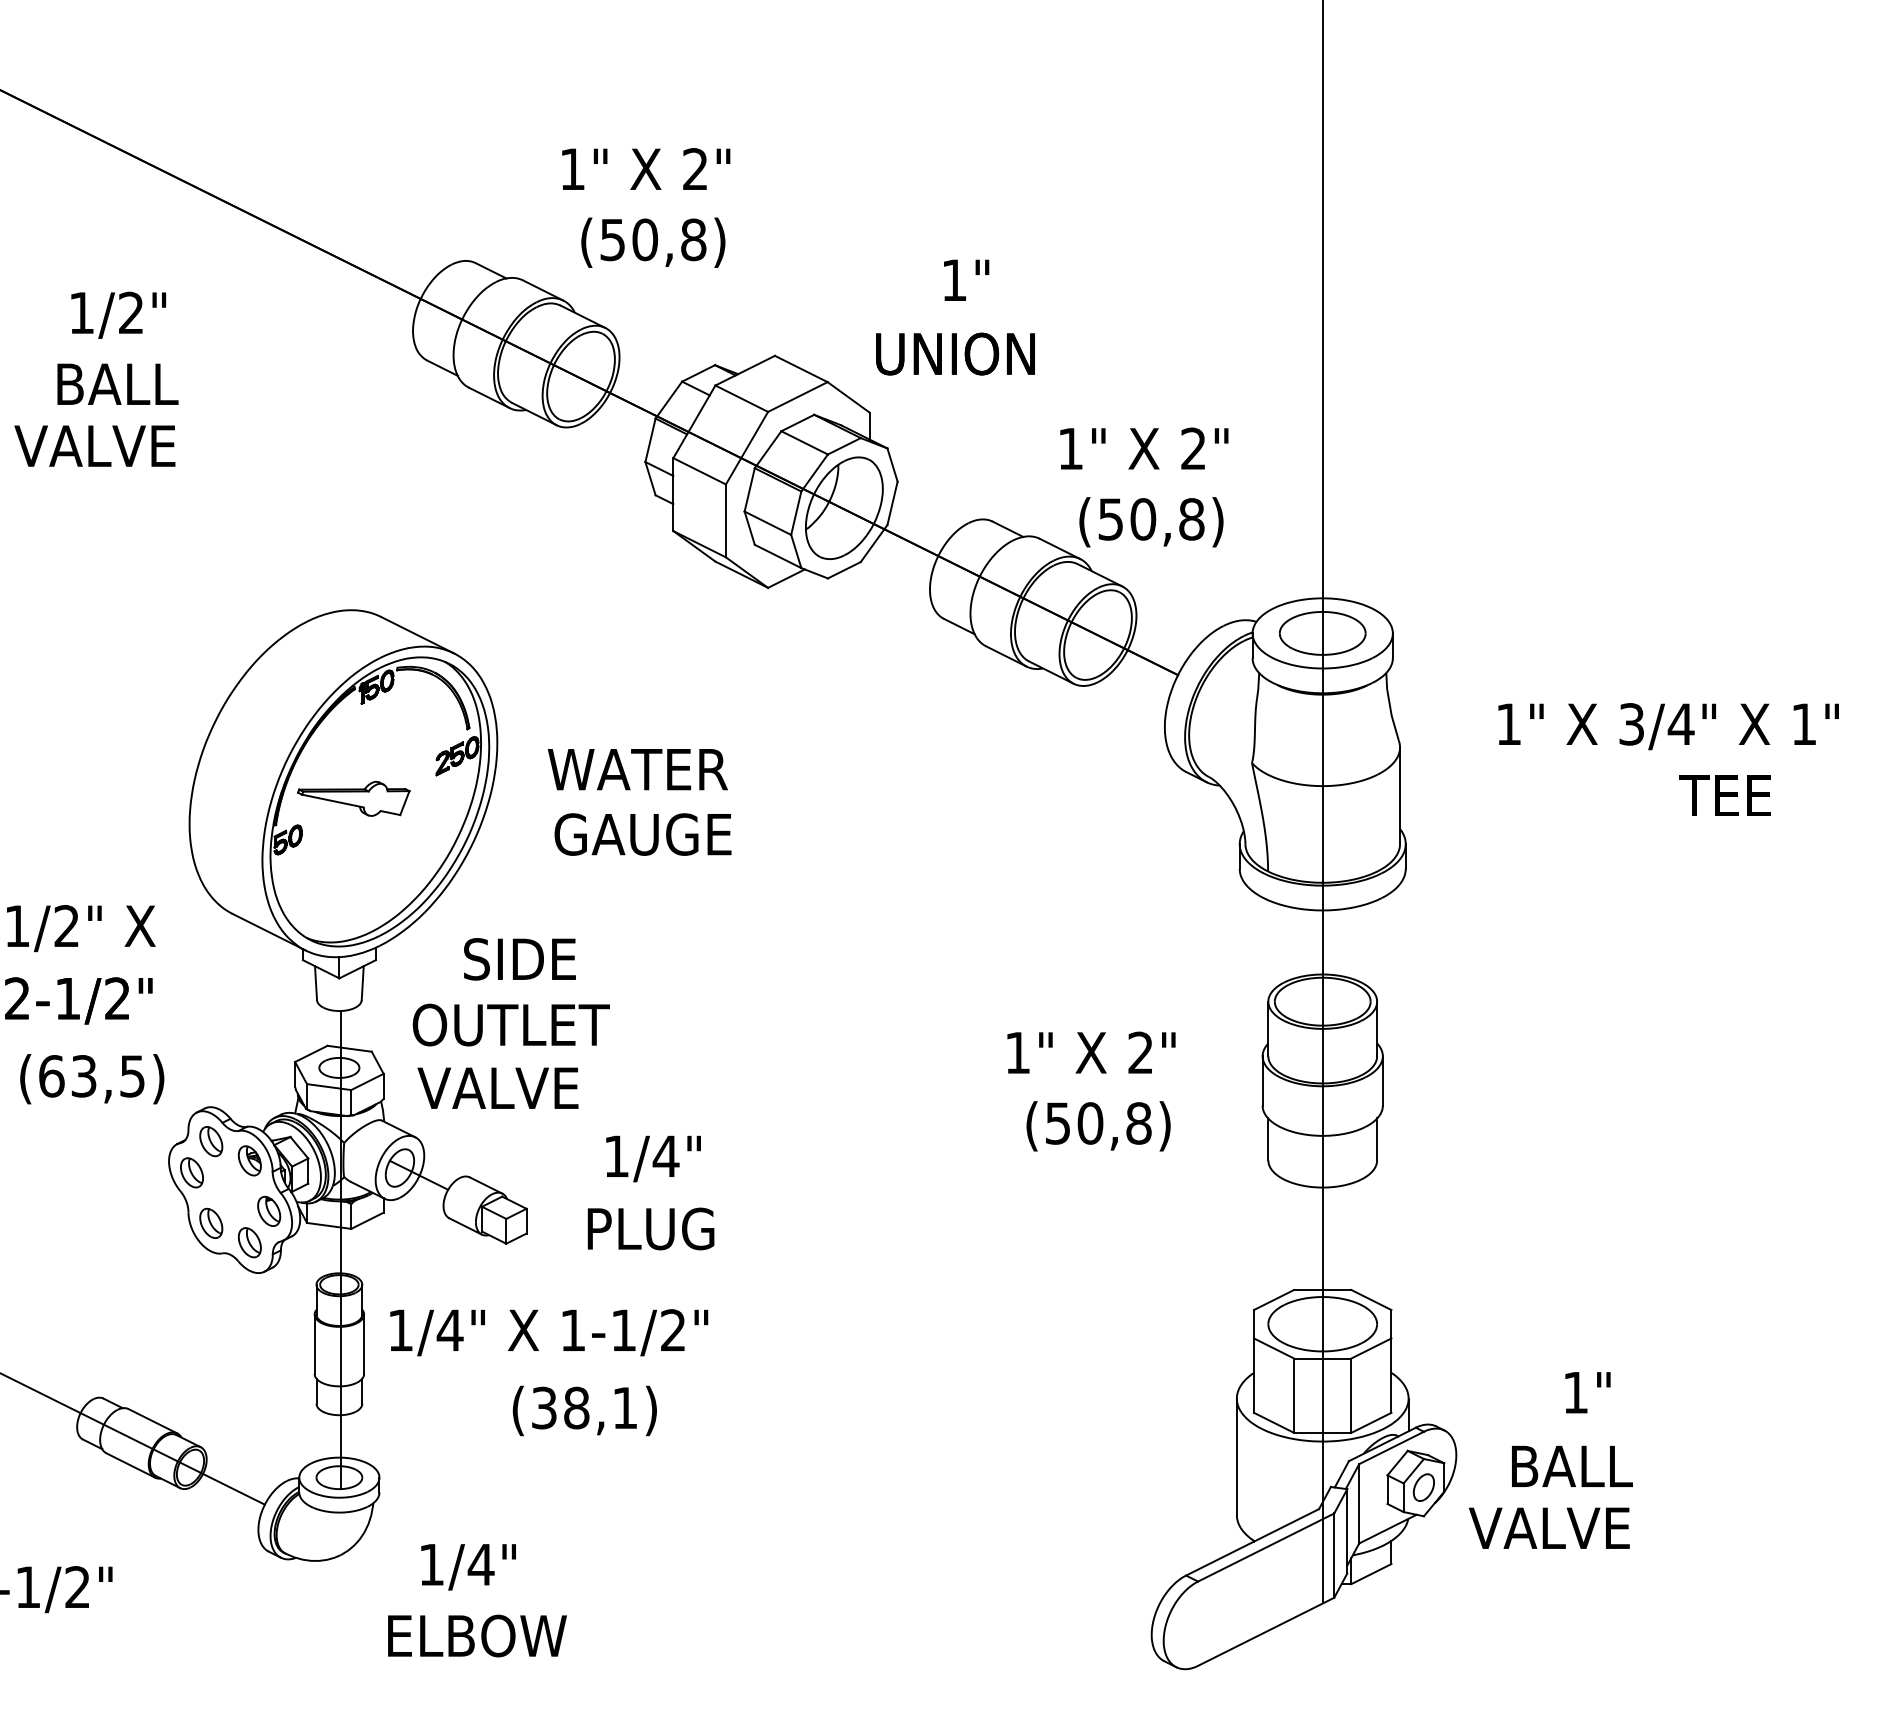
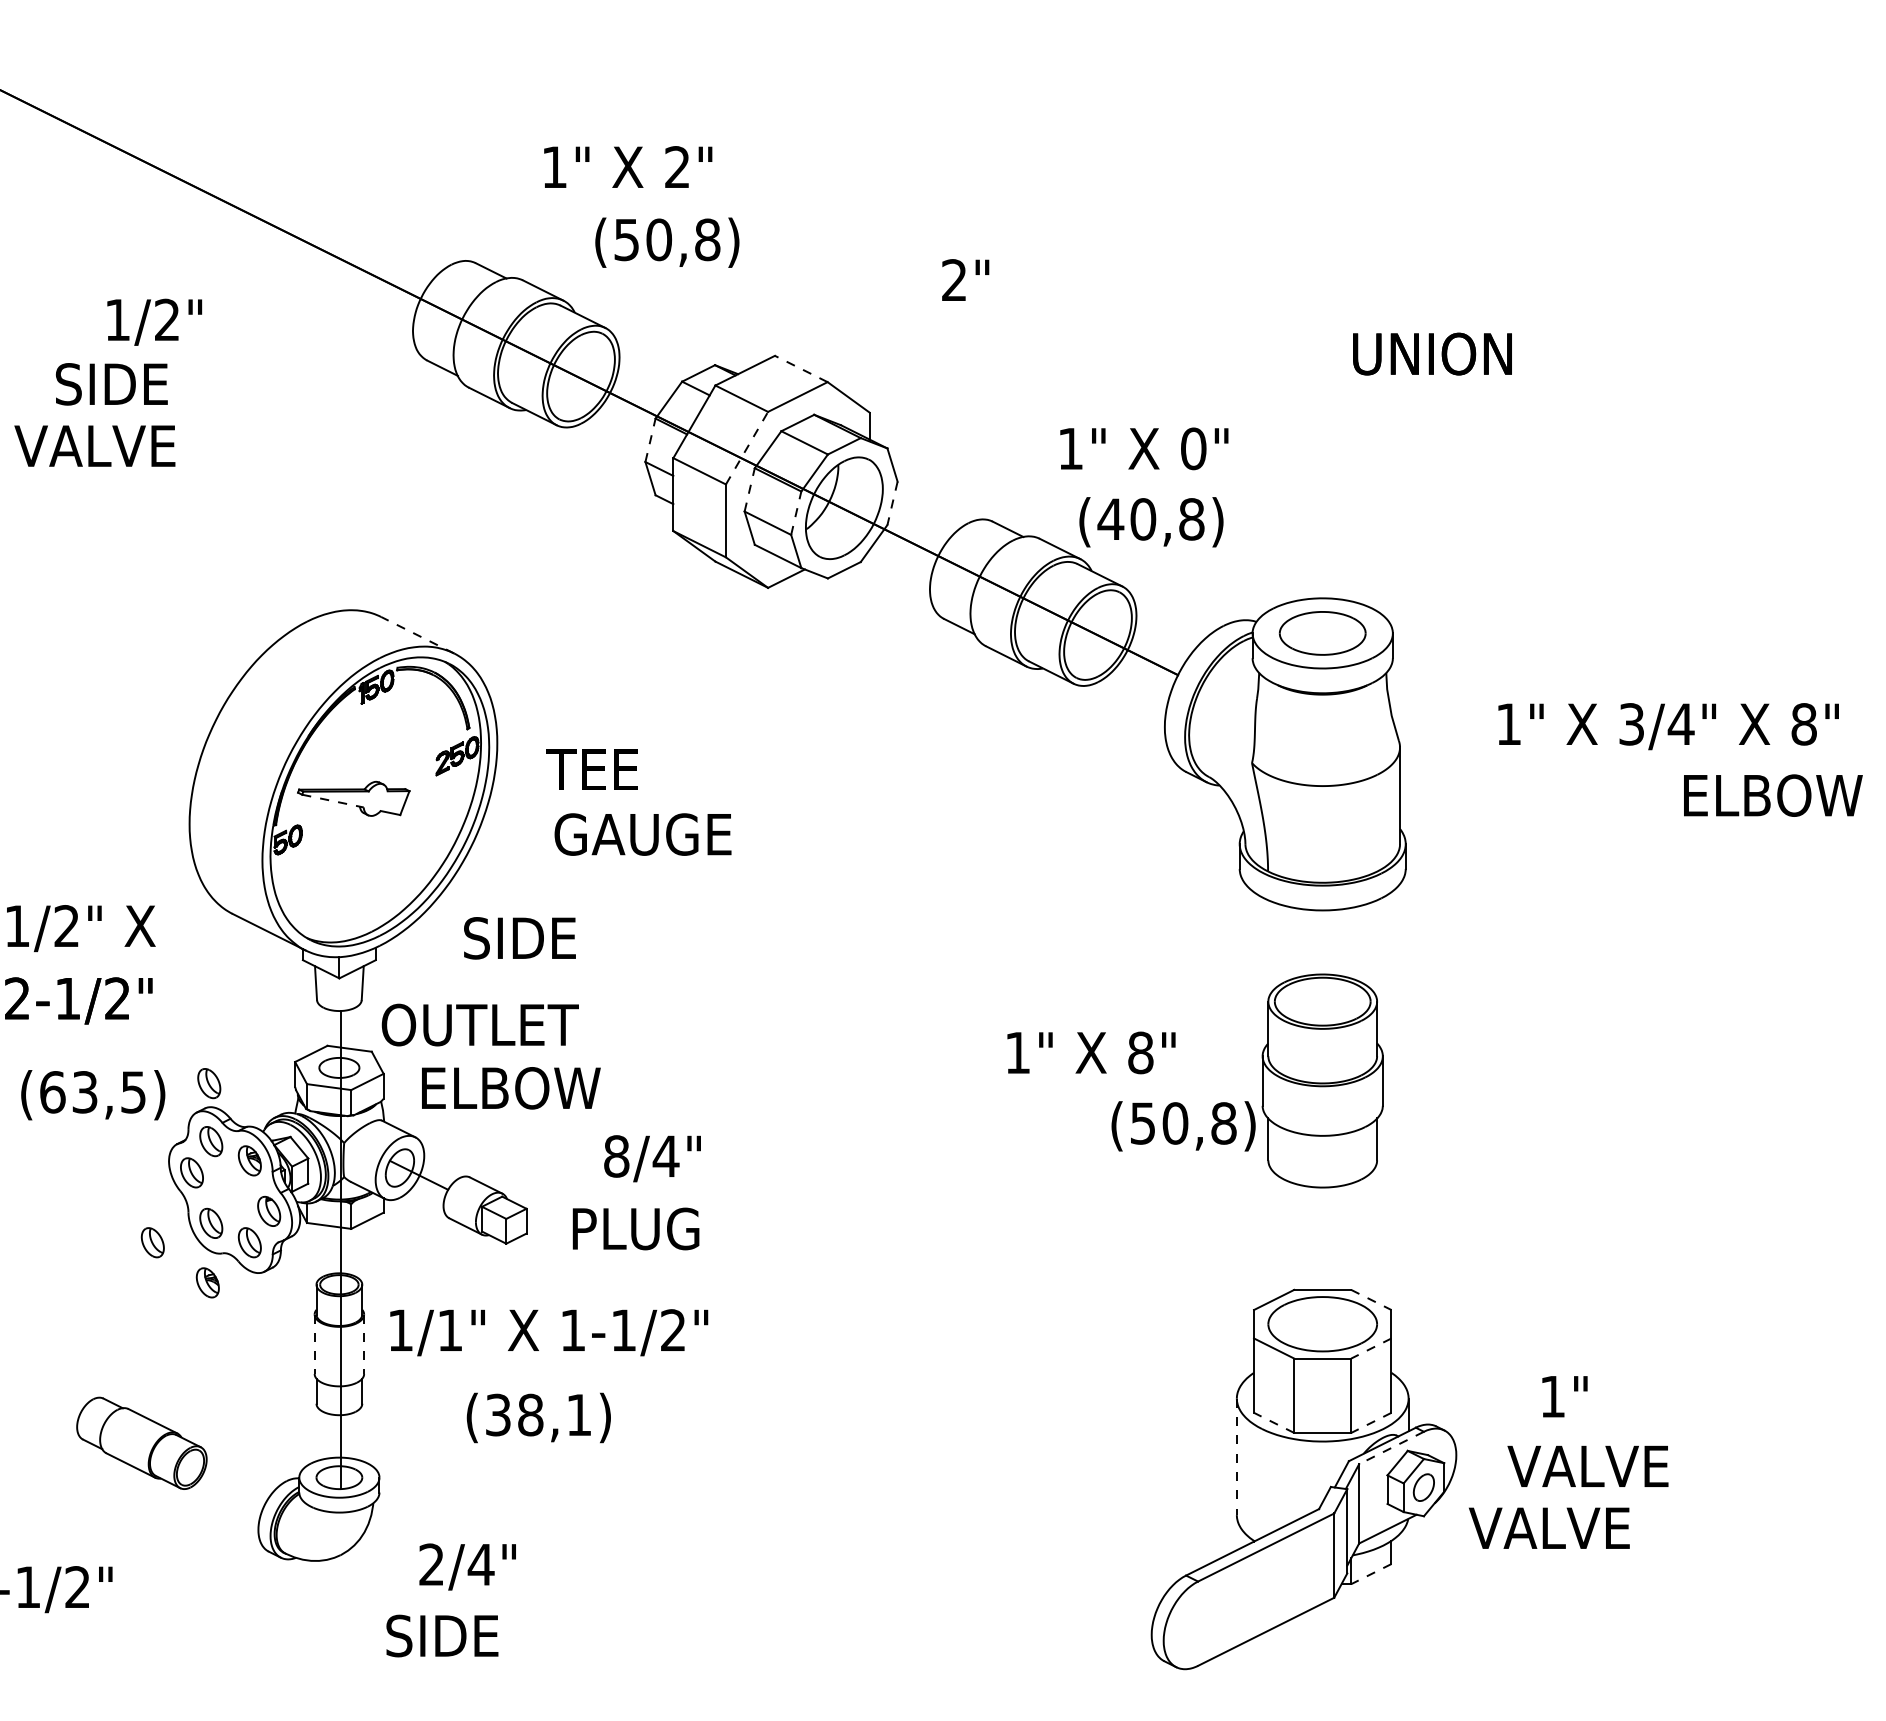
text position: (646, 168) -> (628, 166) (628, 166)
text position: (653, 242) -> (667, 242) (667, 242)
text: 1" -> 2" (953, 279)
text position: (118, 314) -> (154, 321) (154, 321)
text position: (955, 353) -> (1432, 353) (1432, 353)
line: solid -> dashed (800, 368)
text: BALL -> SIDE (116, 384)
line: solid -> dashed (650, 439)
line: solid -> dashed (747, 448)
text: 2" -> 0" (1193, 448)
line: solid -> dashed (749, 489)
line: solid -> dashed (892, 503)
line: solid -> dashed (796, 512)
text: (50,8) -> (40,8) (1110, 519)
line: solid -> dashed (417, 635)
text: 1" -> 8" (1803, 724)
text: WATER -> TEE (636, 769)
text: TEE -> ELBOW (1770, 795)
line: solid -> dashed (333, 801)
line: present -> none (1323, 802)
text position: (519, 959) -> (519, 938) (519, 938)
text position: (510, 1024) -> (479, 1024) (479, 1024)
text: 2" -> 8" (1140, 1052)
text position: (92, 1079) -> (93, 1095) (93, 1095)
part: none -> present (209, 1083)
text: VALVE -> ELBOW (508, 1088)
text position: (1098, 1126) -> (1183, 1126) (1183, 1126)
text: 1/4" -> 8/4" (616, 1156)
text position: (650, 1228) -> (635, 1228) (635, 1228)
part: none -> present (152, 1242)
part: none -> present (207, 1282)
line: solid -> dashed (1371, 1300)
text: 1/4" -> 1/1" (449, 1329)
line: solid -> dashed (314, 1344)
line: solid -> dashed (364, 1344)
line: solid -> dashed (1370, 1348)
text position: (1587, 1392) -> (1564, 1396) (1564, 1396)
text position: (584, 1410) -> (538, 1417) (538, 1417)
line: solid -> dashed (1273, 1422)
line: solid -> dashed (1370, 1423)
line: present -> none (133, 1439)
line: solid -> dashed (1391, 1448)
line: solid -> dashed (1236, 1457)
text: BALL -> VALVE (1587, 1465)
text: 1/4" -> 2/4" (431, 1564)
line: solid -> dashed (1370, 1574)
text: ELBOW -> SIDE (476, 1635)
